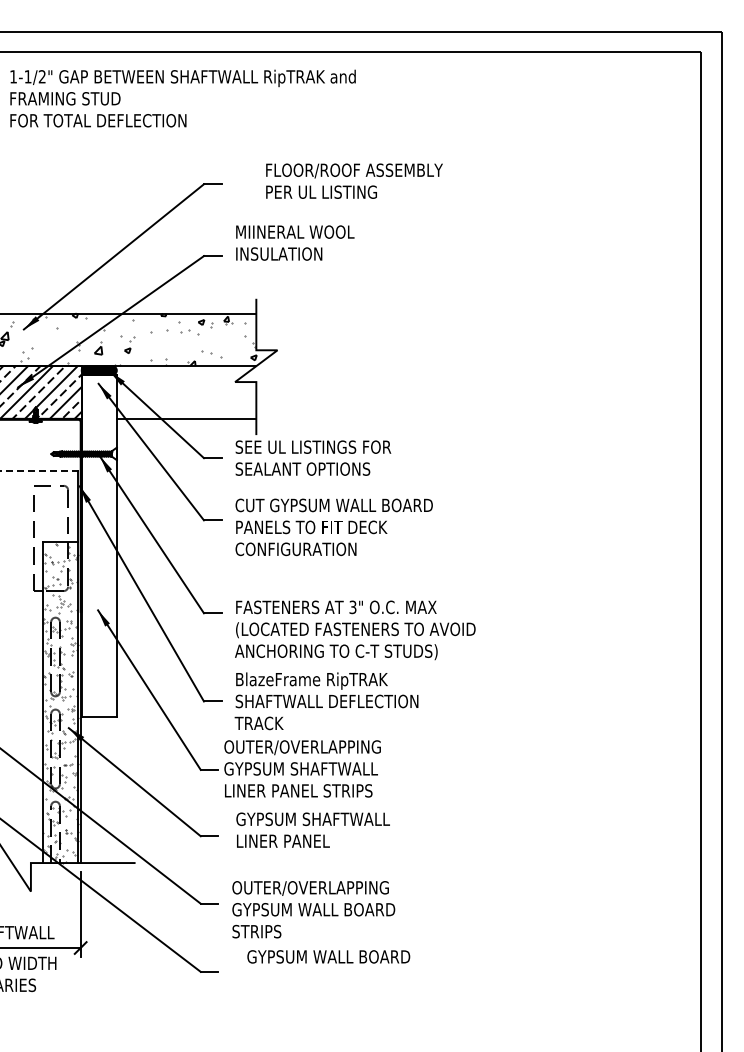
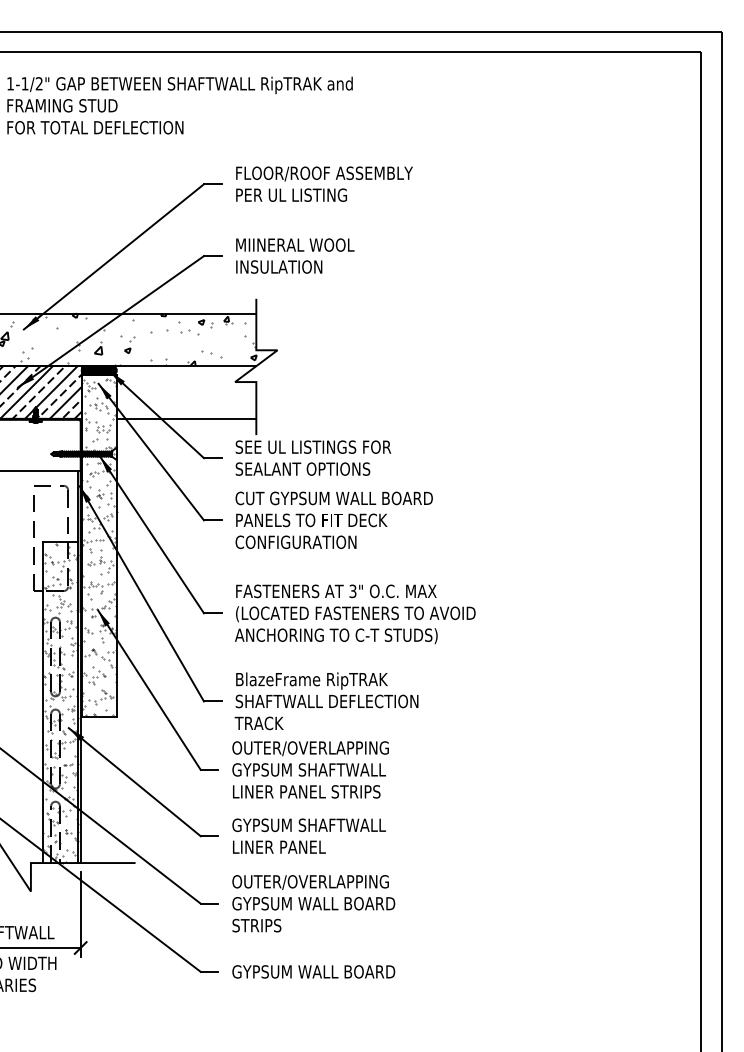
text position: (182, 98) -> (179, 105) (179, 105)
text position: (354, 180) -> (324, 183) (324, 183)
text position: (295, 242) -> (295, 255) (295, 255)
line: dashed -> solid (40, 471)
text position: (333, 527) -> (333, 520) (333, 520)
hatch: none -> present (98, 547)
text position: (355, 630) -> (355, 614) (355, 614)
text position: (302, 768) -> (310, 769) (310, 769)
text position: (312, 829) -> (308, 835) (308, 835)
text position: (313, 909) -> (313, 903) (313, 903)
text position: (328, 956) -> (313, 971) (313, 971)
